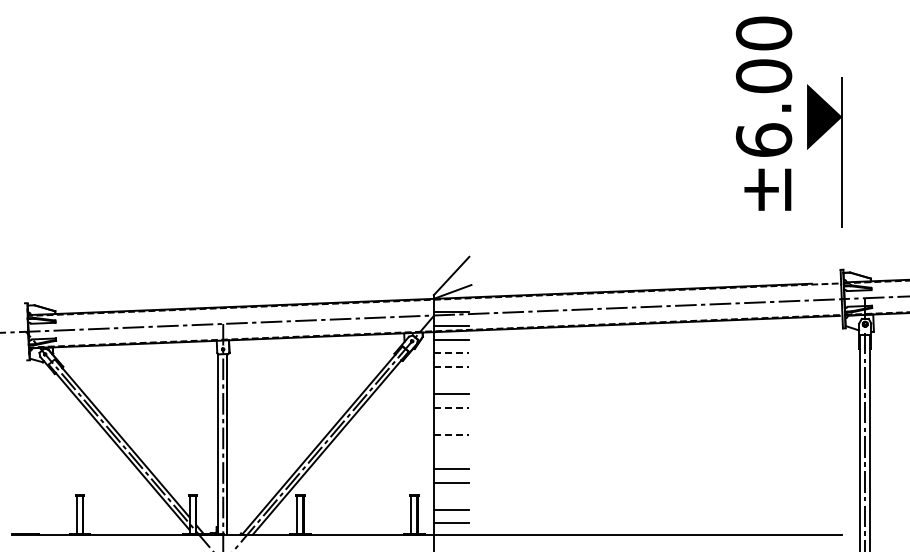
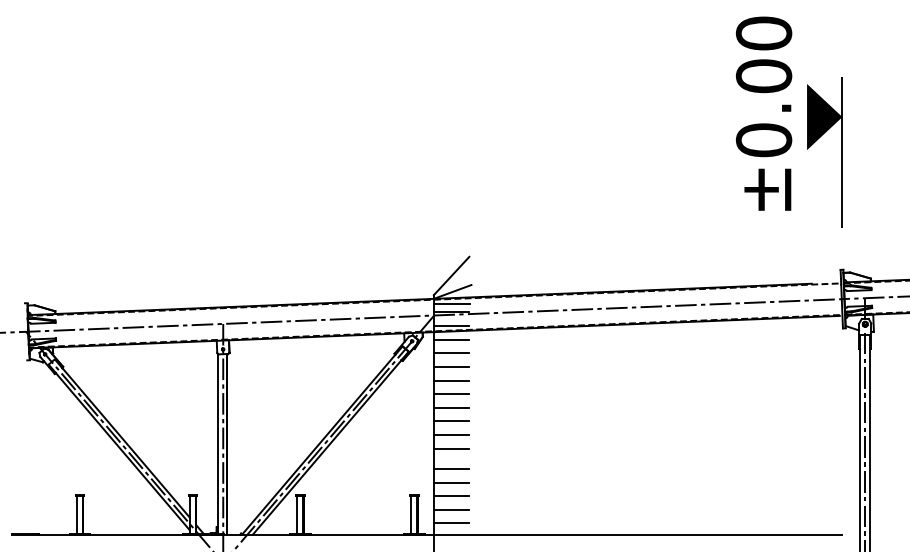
text: ±6.00 -> ±0.00 (763, 140)
line: none -> present (451, 304)
line: dashed -> solid (451, 353)
line: dashed -> solid (451, 366)
line: none -> present (451, 380)
line: dashed -> solid (451, 407)
line: none -> present (451, 421)
line: dashed -> solid (451, 434)
line: none -> present (451, 448)
line: none -> present (451, 496)
